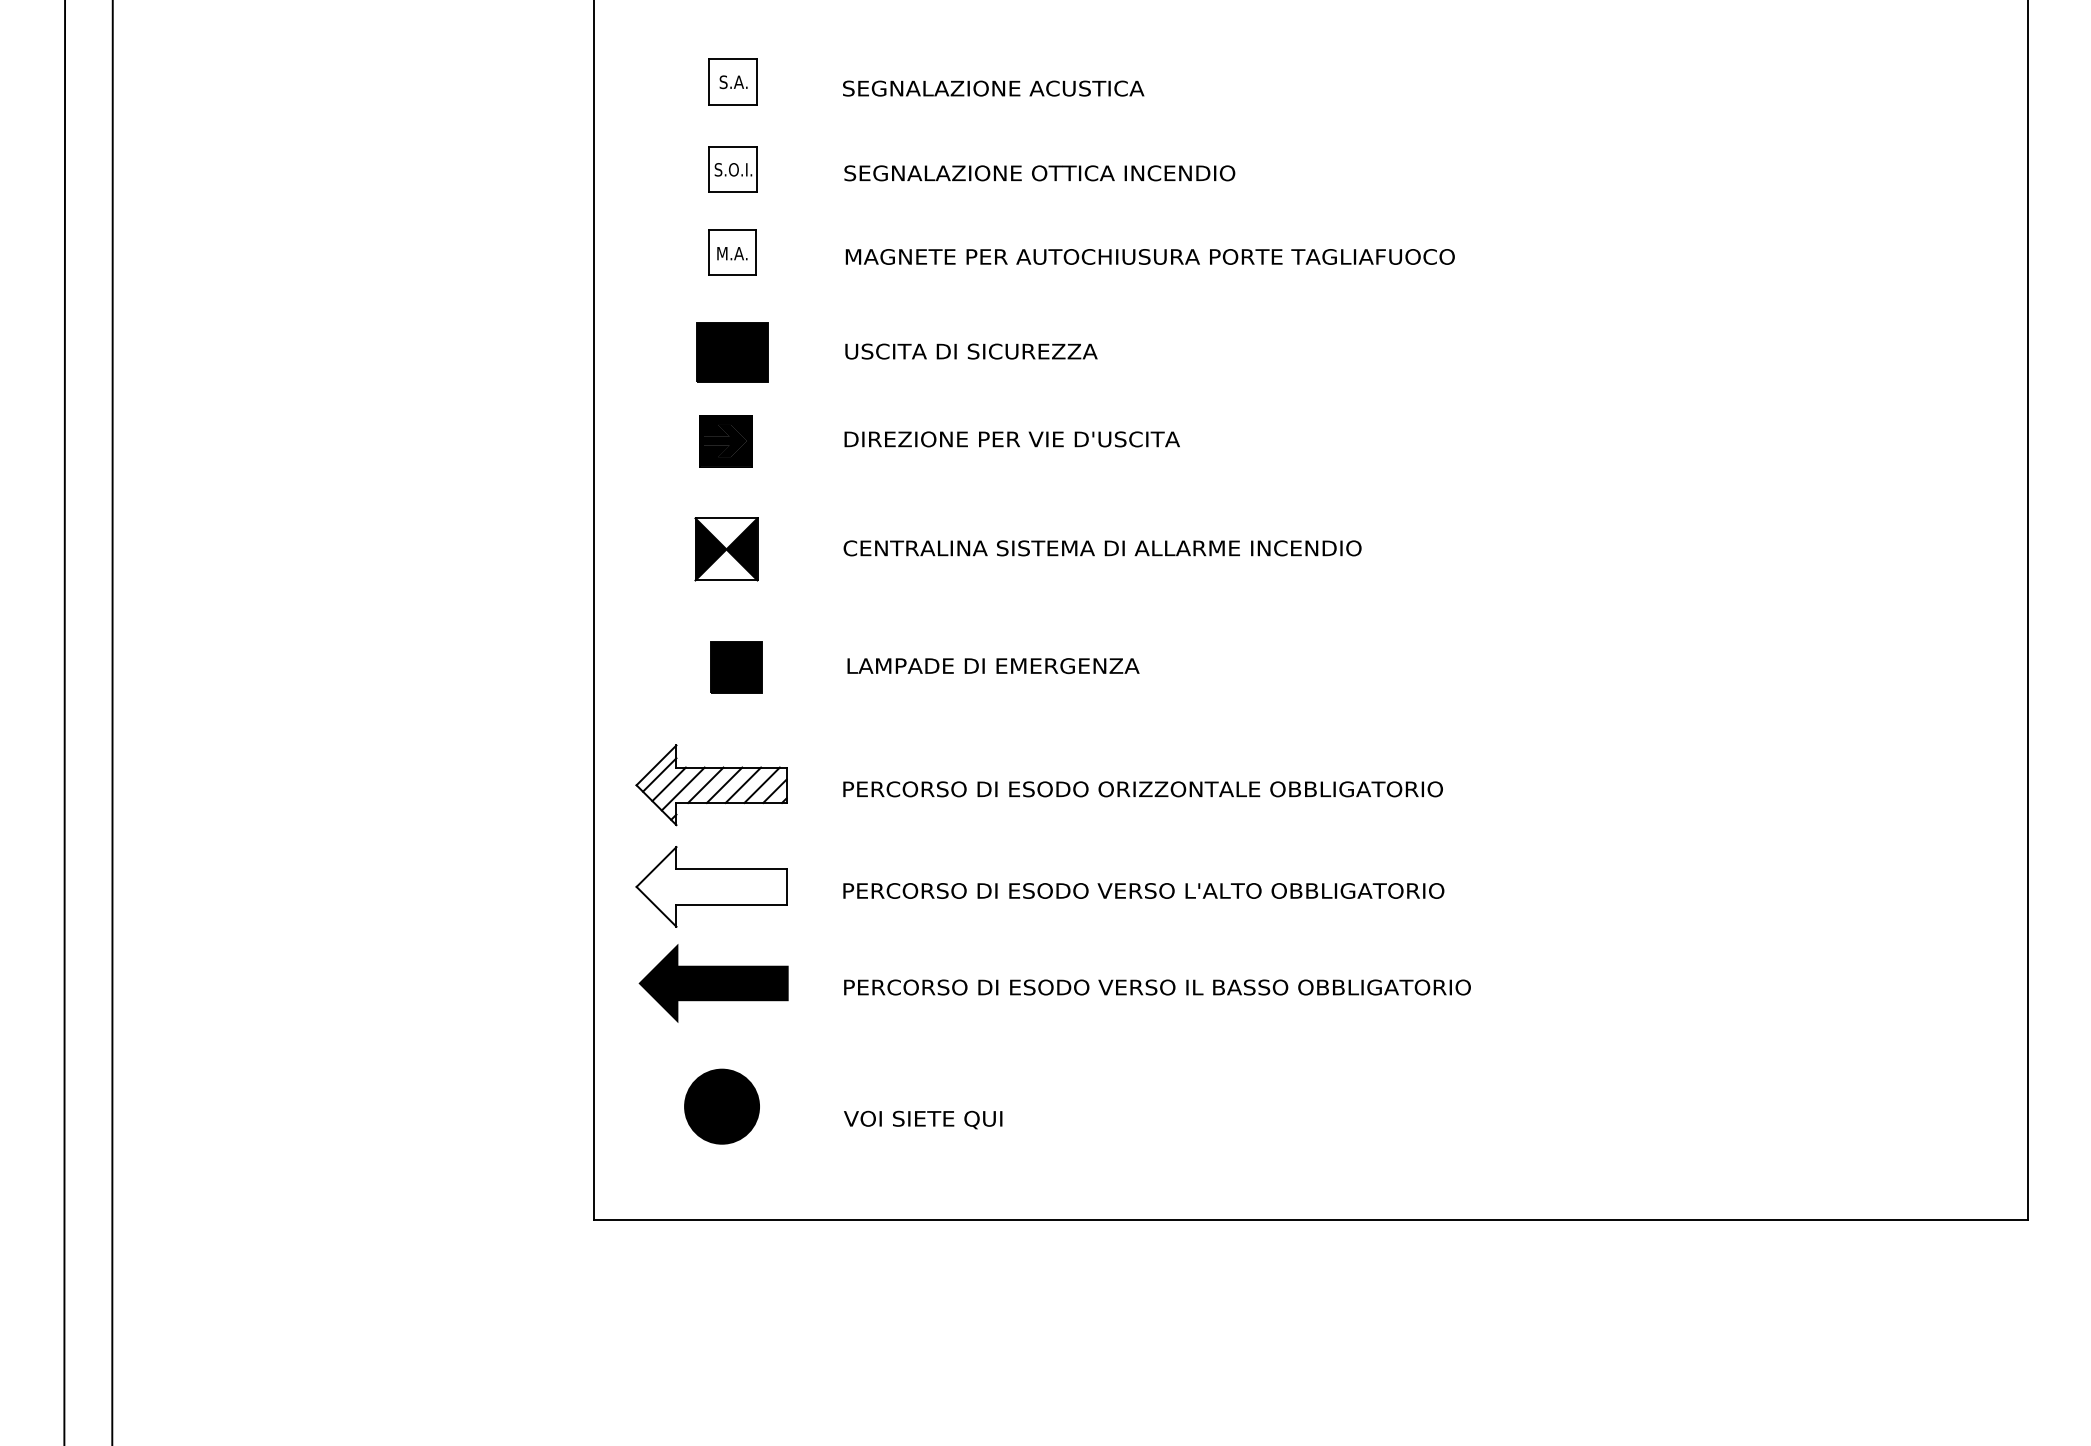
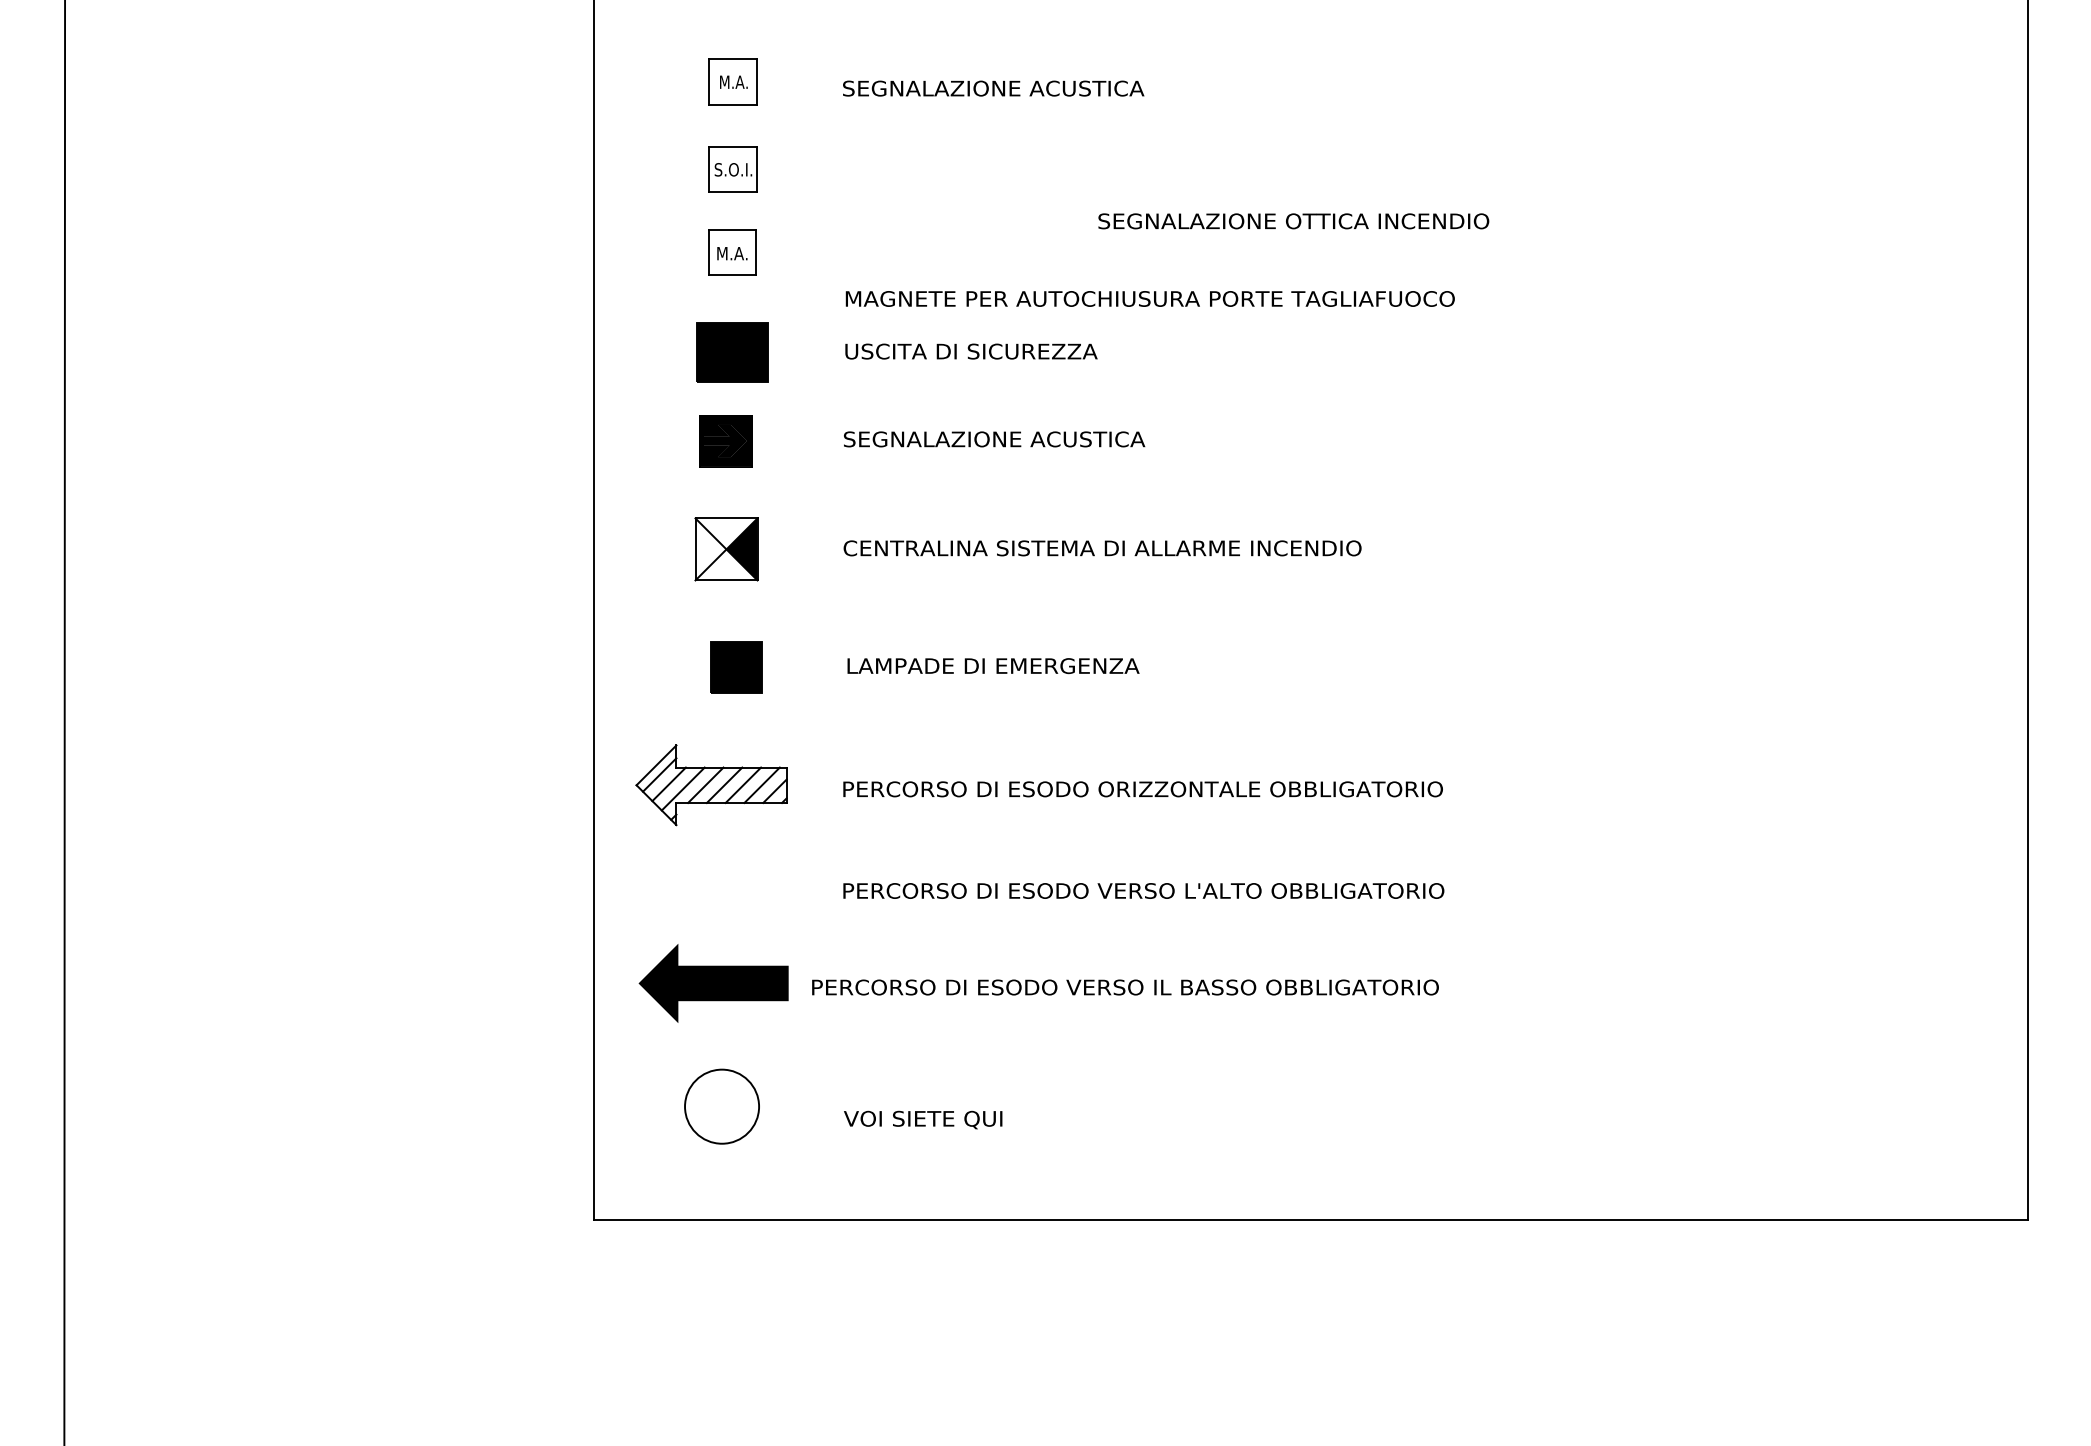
text: S.A. -> M.A. (733, 82)
text position: (1039, 173) -> (1293, 221) (1293, 221)
text position: (1149, 256) -> (1149, 298) (1149, 298)
text: DIREZIONE PER VIE D'USCITA -> SEGNALAZIONE ACUSTICA (1011, 439)
fill: present -> none (710, 549)
line: present -> none (112, 722)
part: present -> none (711, 886)
text position: (1157, 987) -> (1125, 987) (1125, 987)
fill: present -> none (722, 1106)
